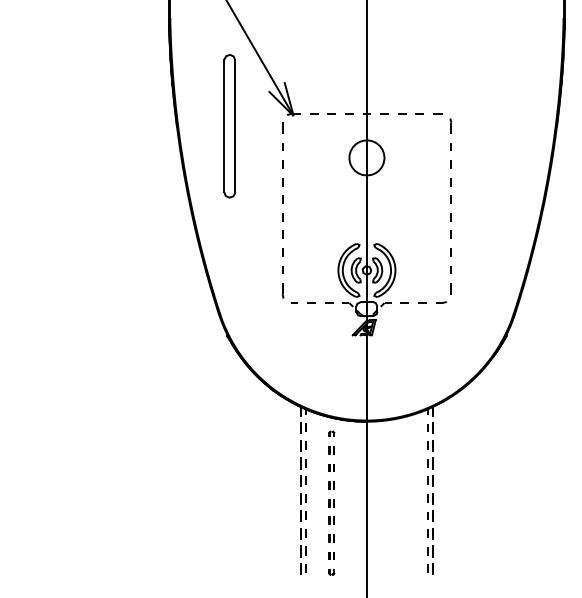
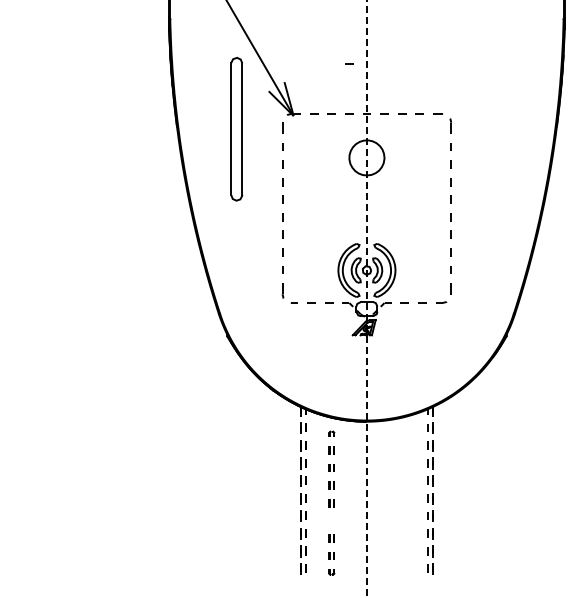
curve: none -> present (349, 63)
part position: (229, 126) -> (236, 129) (236, 129)
line: solid -> dashed (366, 299)
part: present -> none (331, 520)
